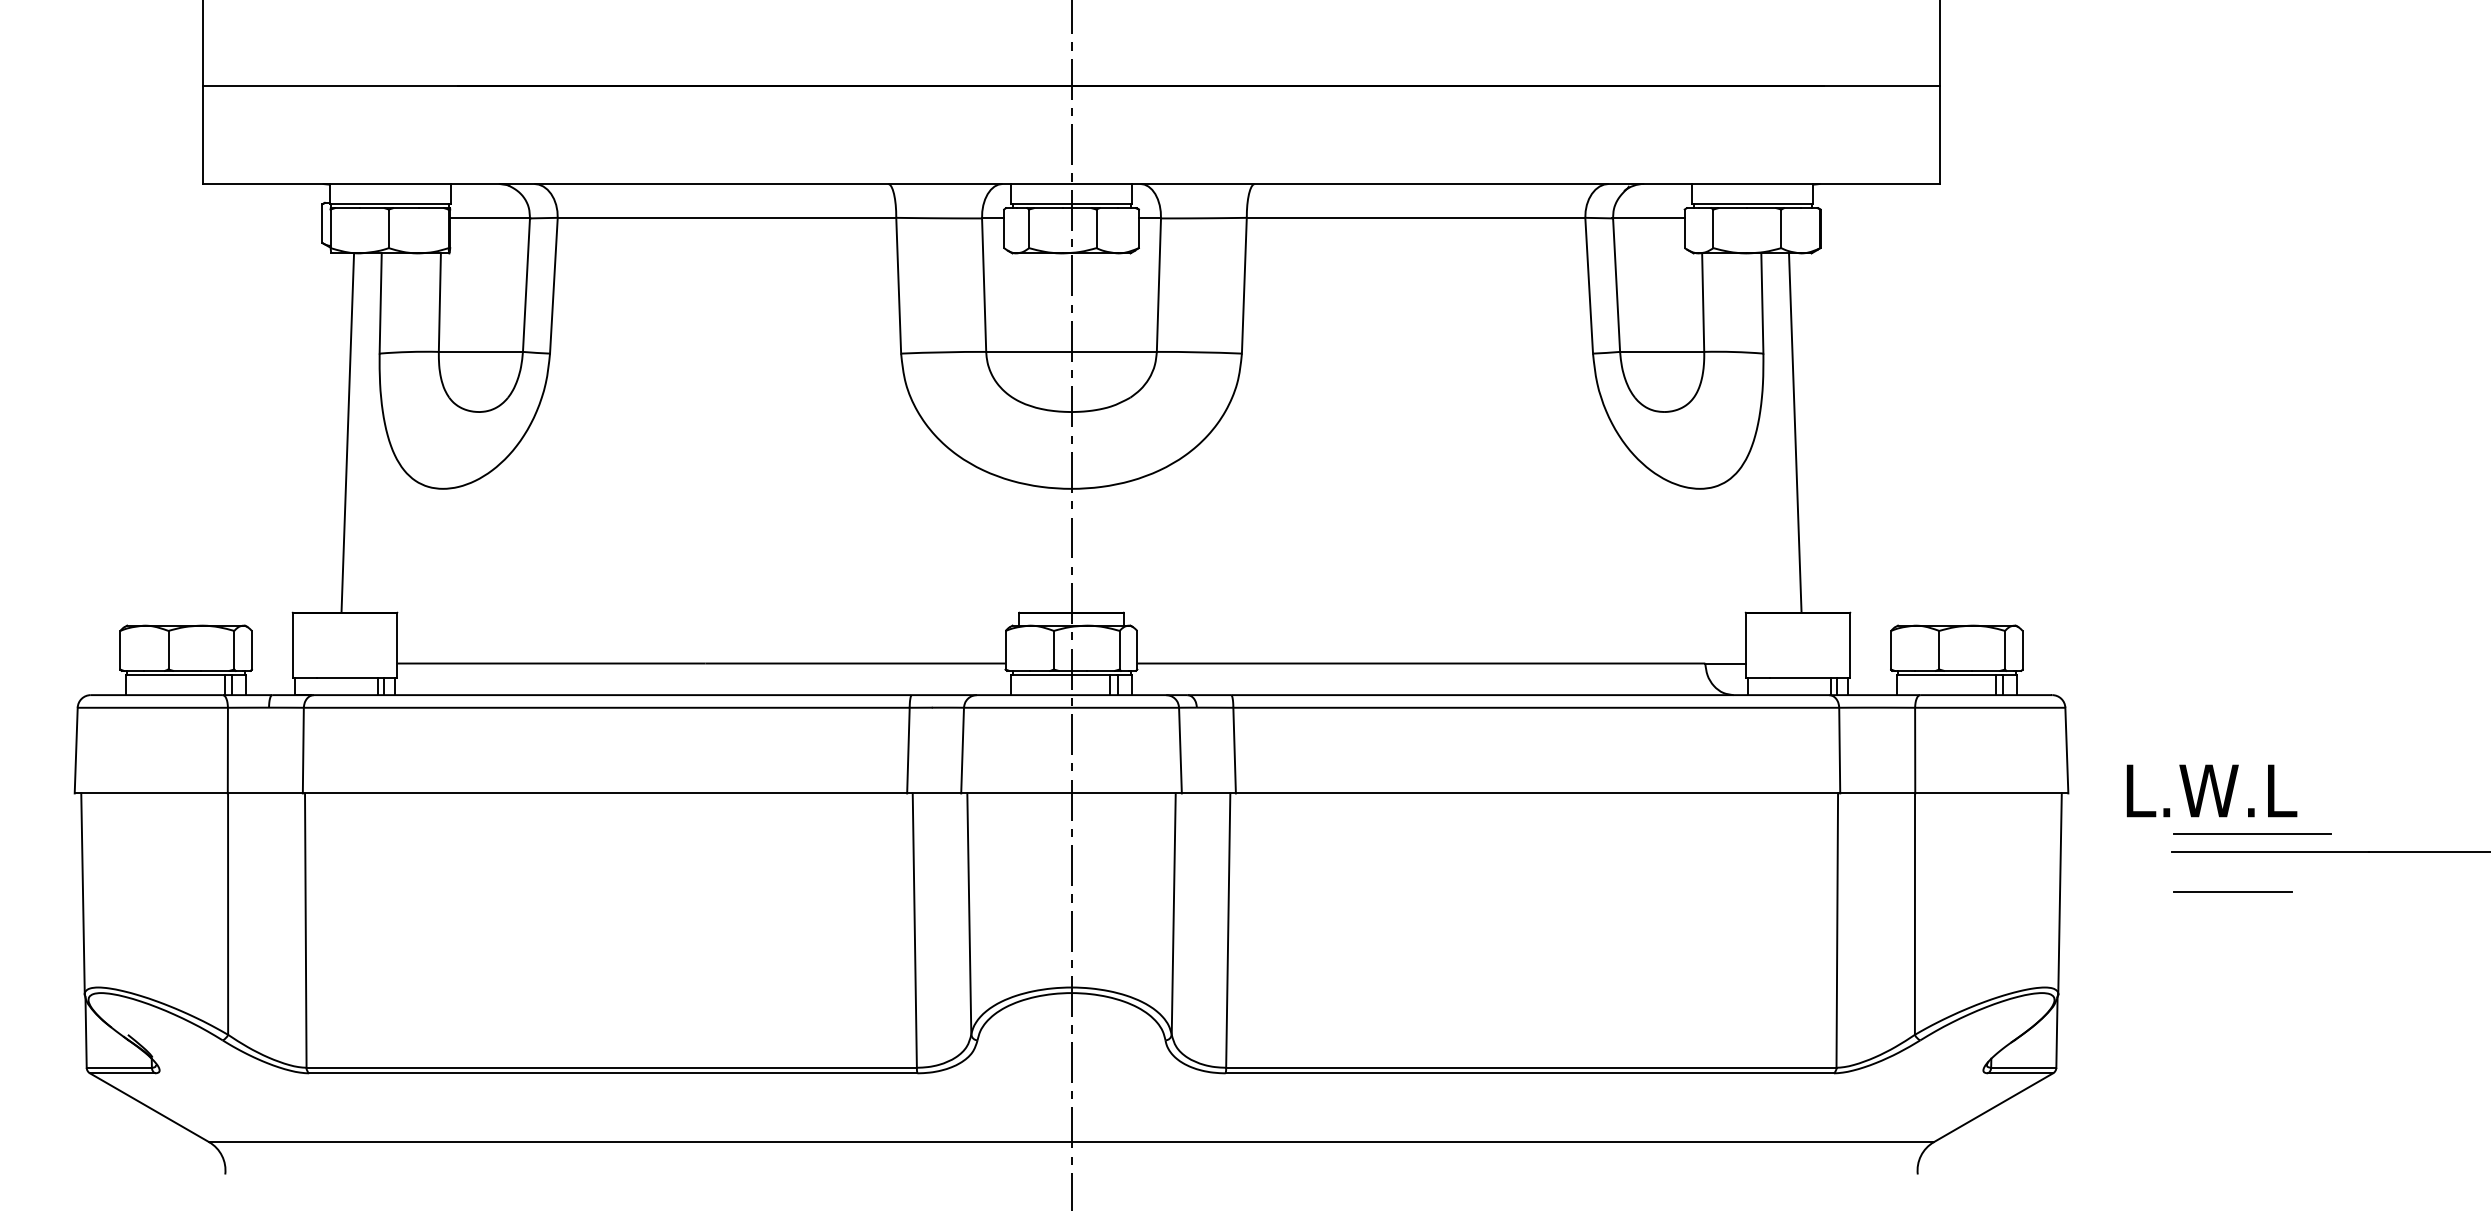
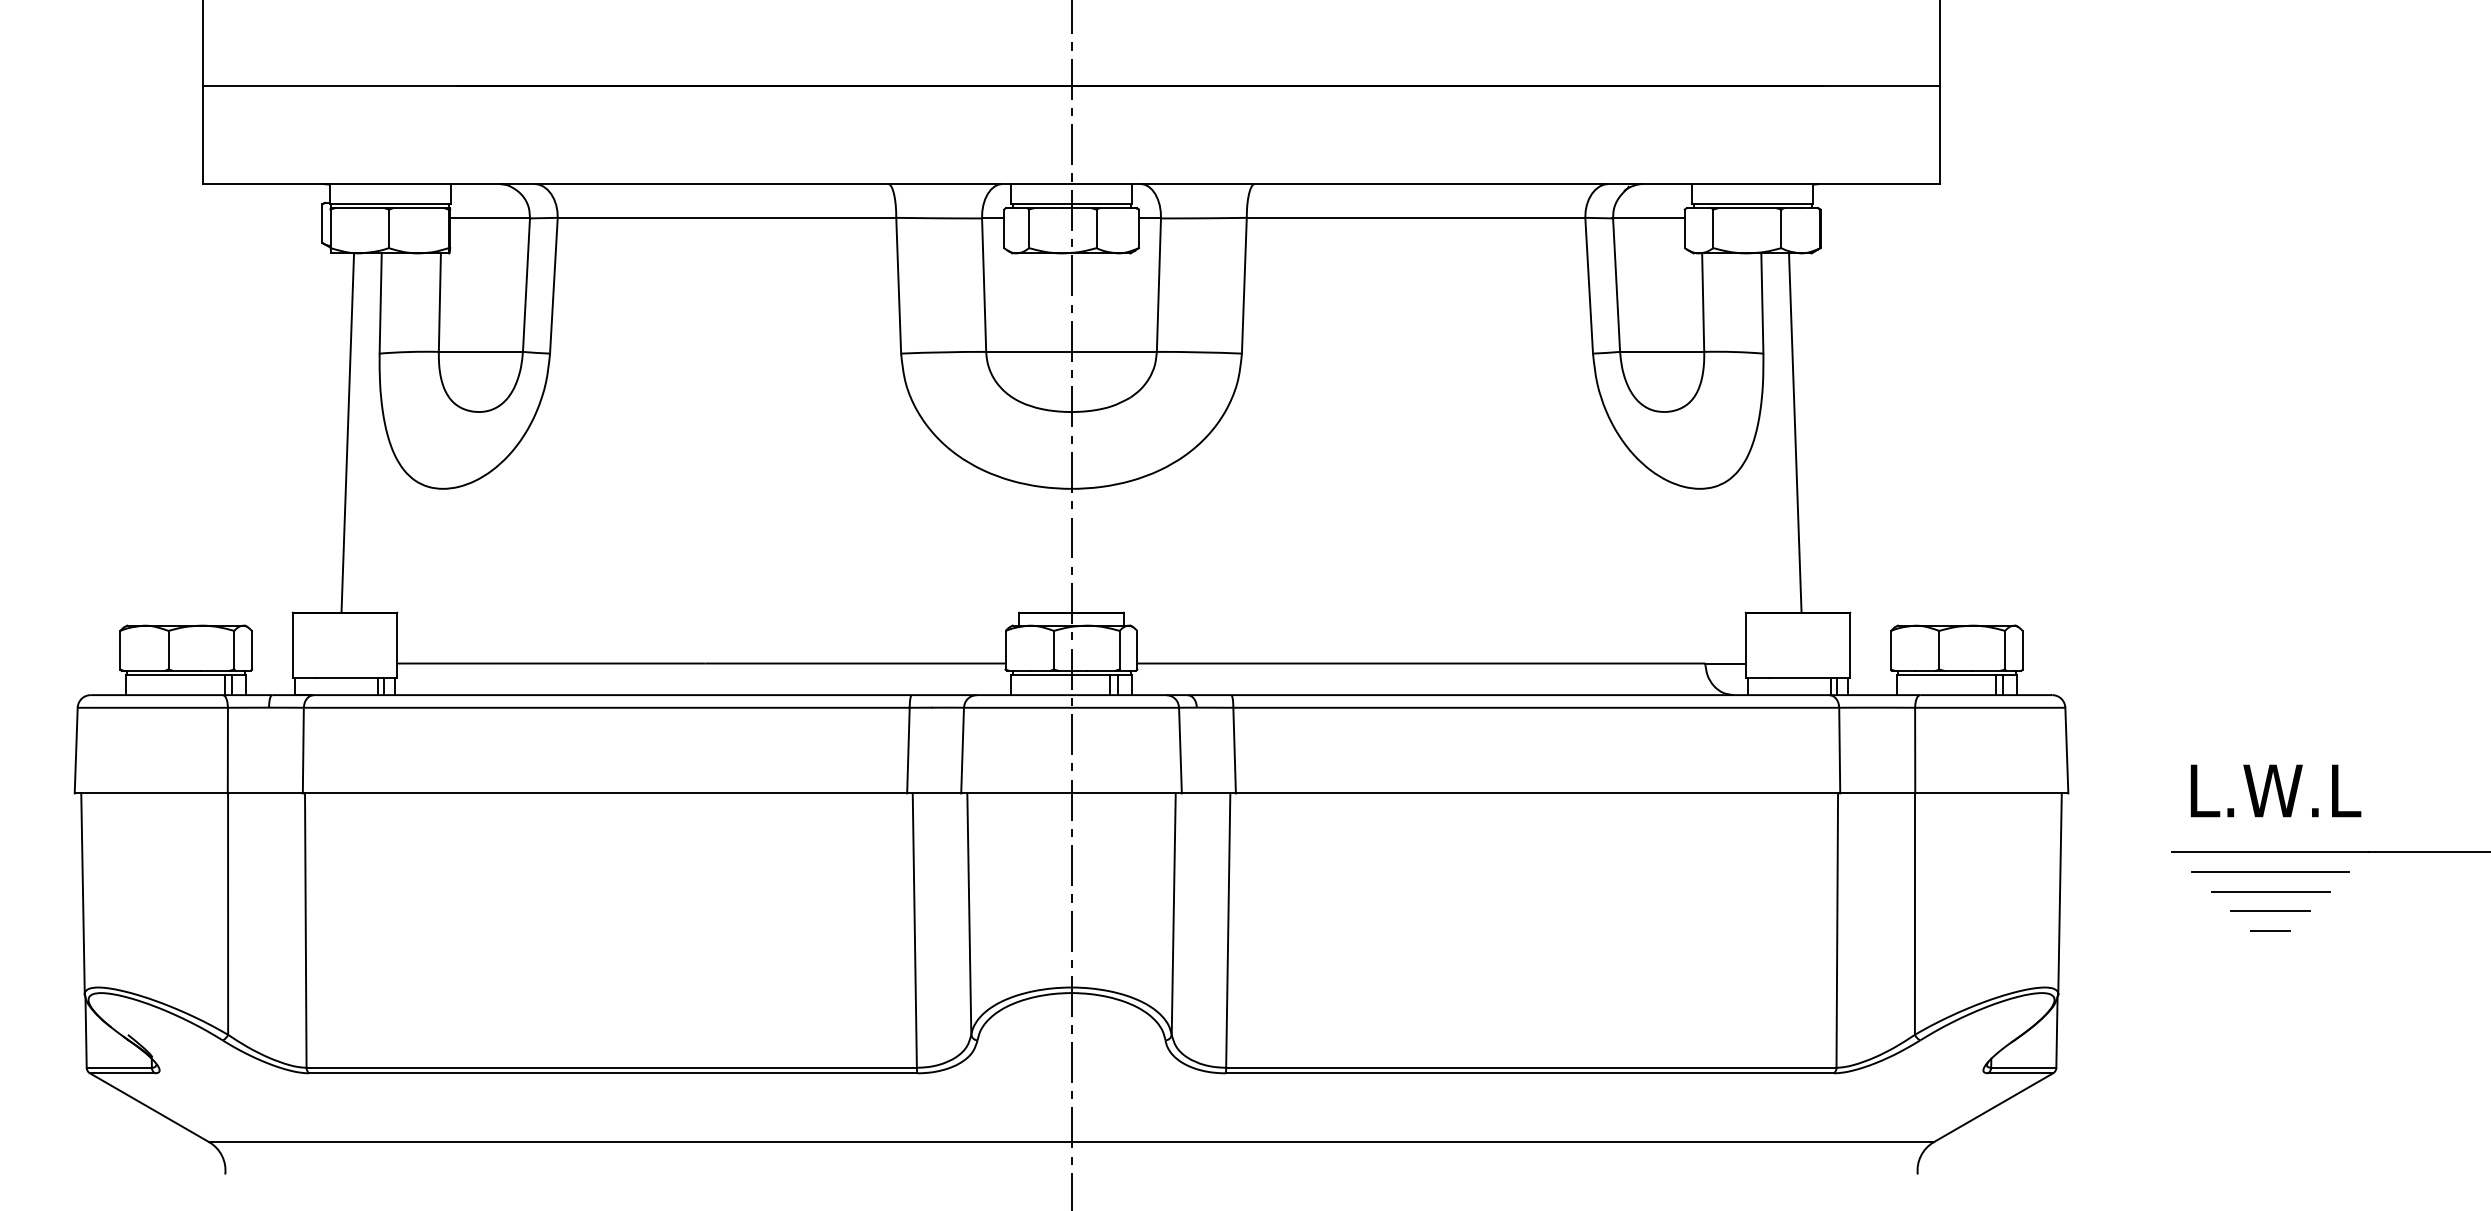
text position: (2211, 790) -> (2275, 790) (2275, 790)
line position: (2252, 833) -> (2270, 871) (2270, 871)
line position: (2232, 891) -> (2270, 891) (2270, 891)
line: none -> present (2270, 911)
line: none -> present (2270, 930)
